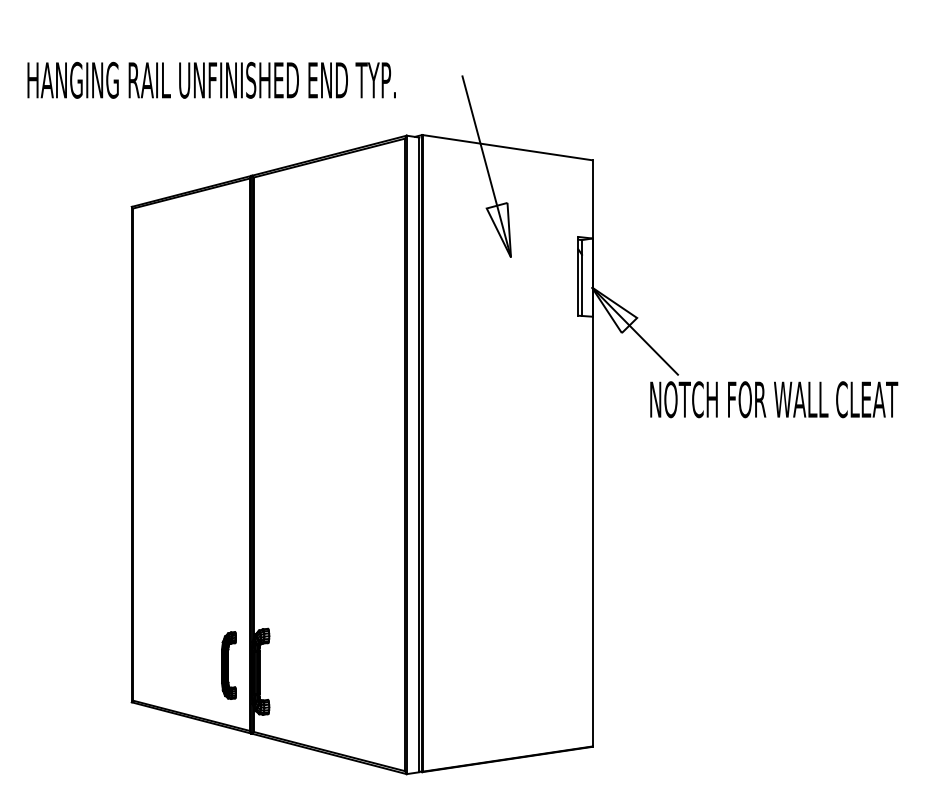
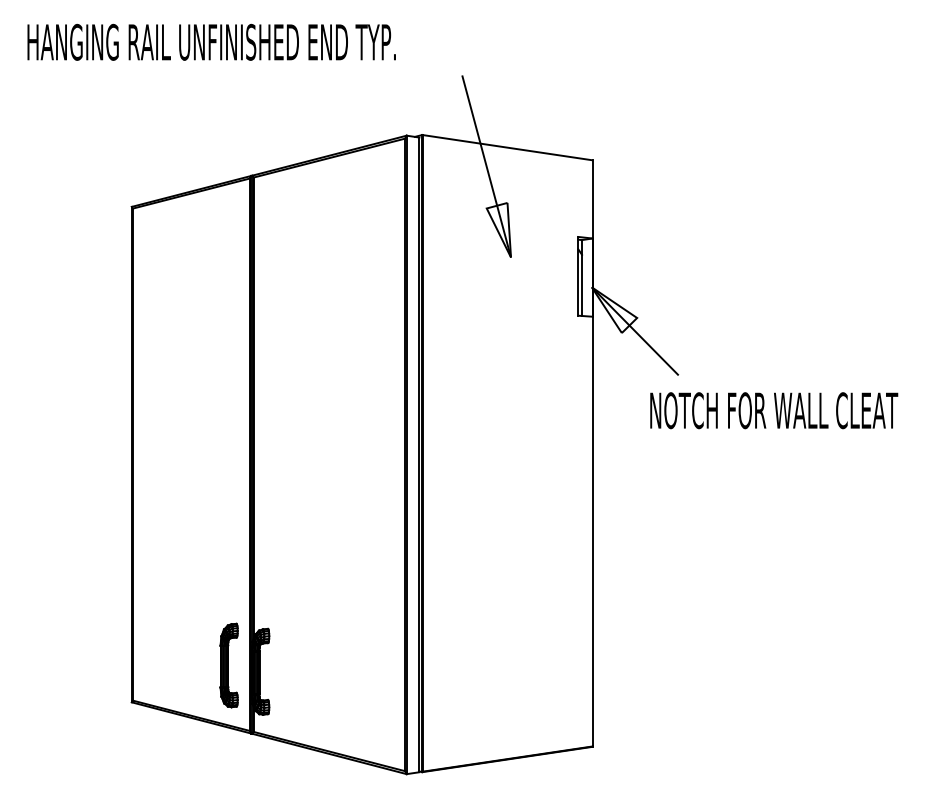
text position: (211, 79) -> (211, 41) (211, 41)
text position: (774, 399) -> (774, 410) (774, 410)
part size: 16x69 px -> 20x87 px (228, 665)
